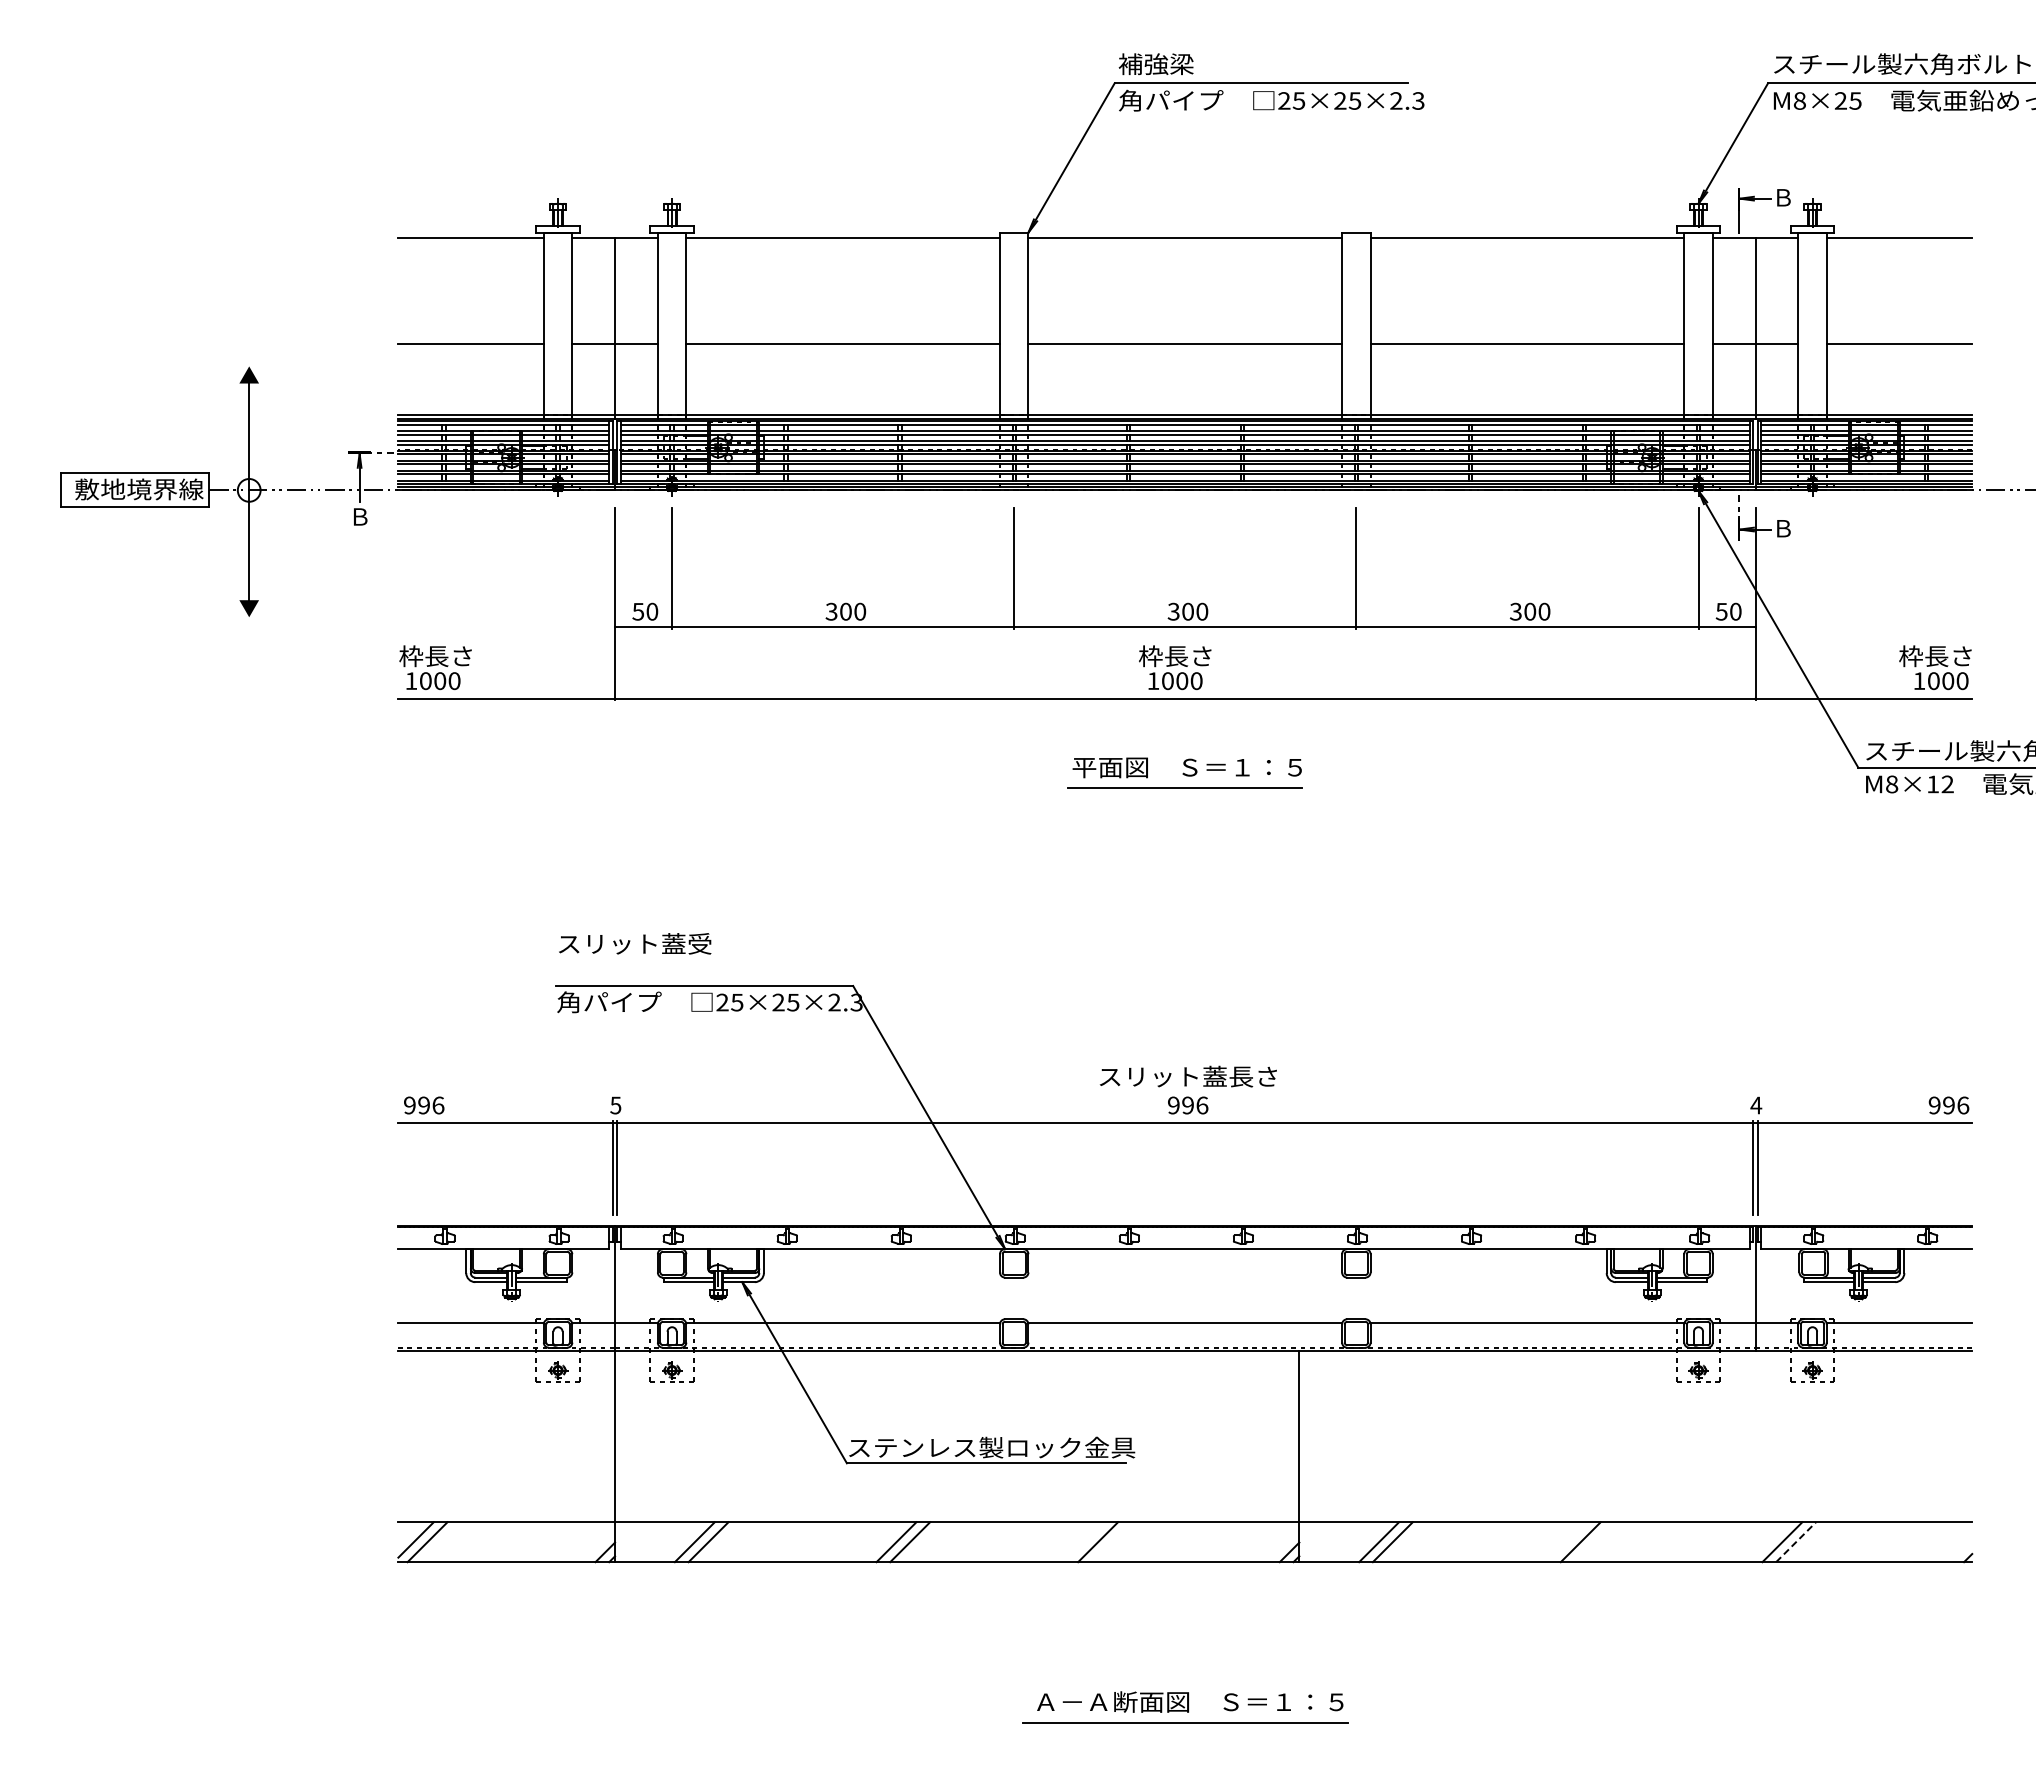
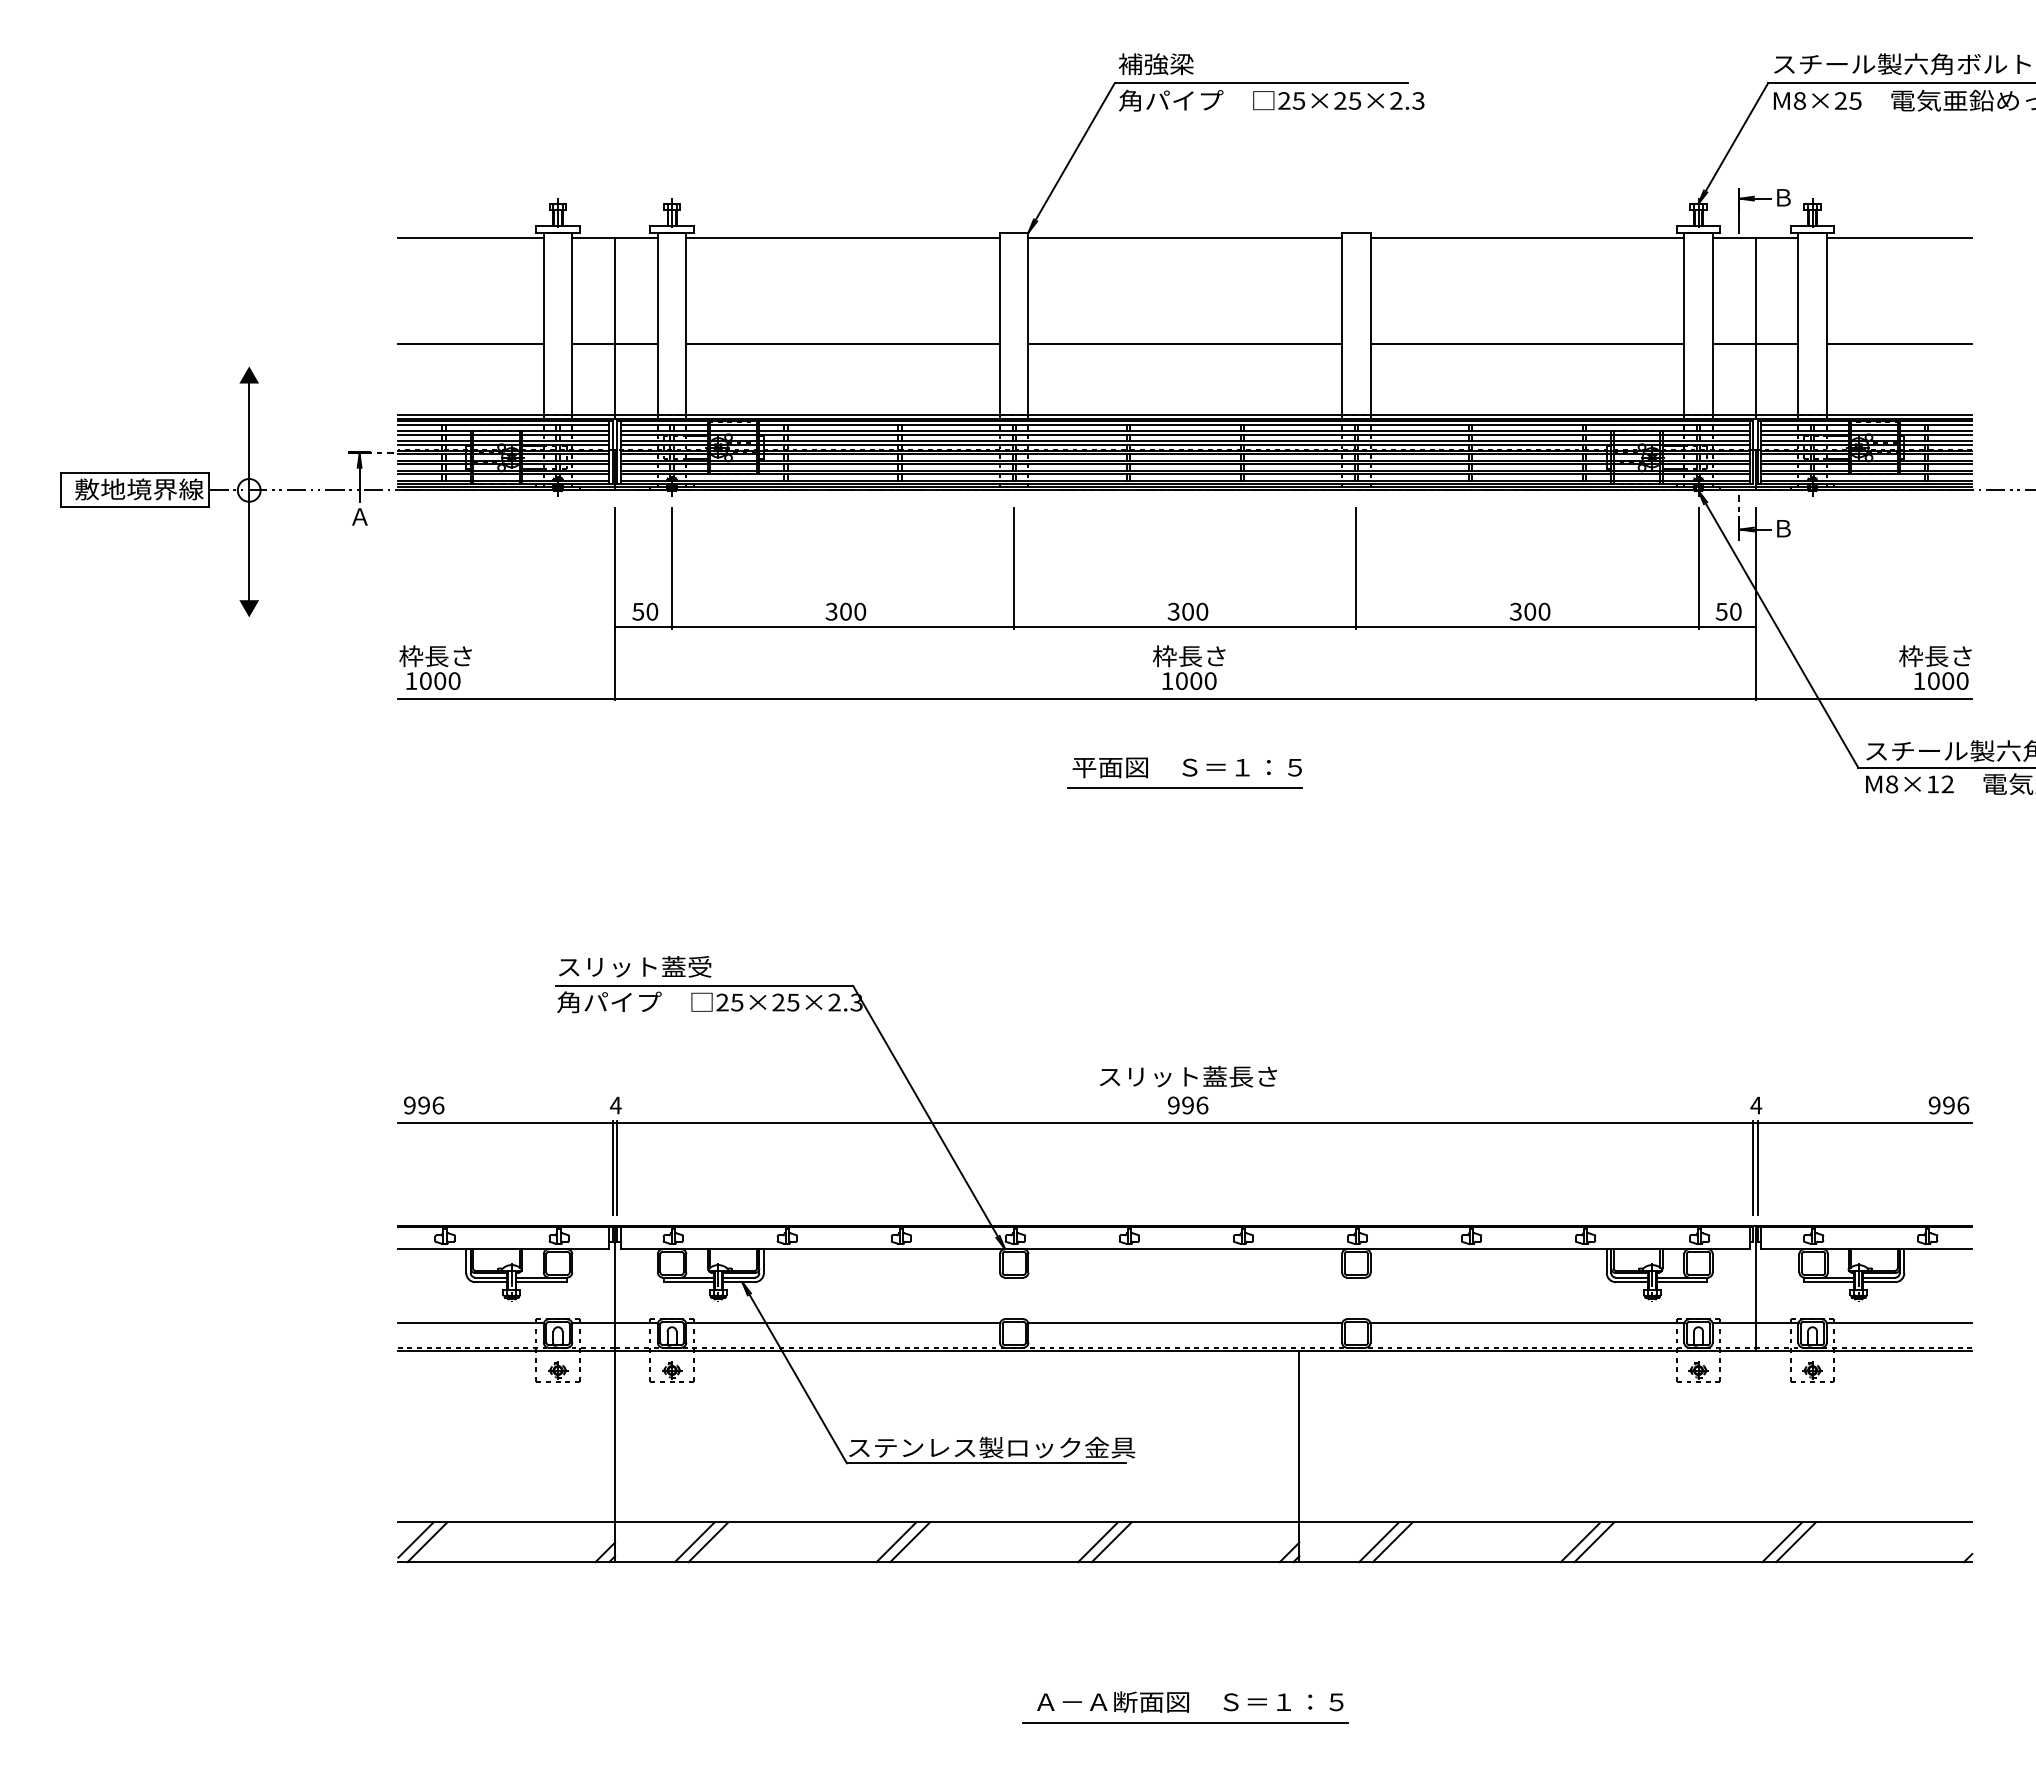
text: Ｂ -> Ａ (359, 516)
text position: (1175, 667) -> (1189, 667) (1189, 667)
text position: (635, 943) -> (635, 966) (635, 966)
text: 5 -> 4 (615, 1105)
line: dashed -> solid (1796, 1541)
line: none -> present (1111, 1542)
line: none -> present (1594, 1542)
